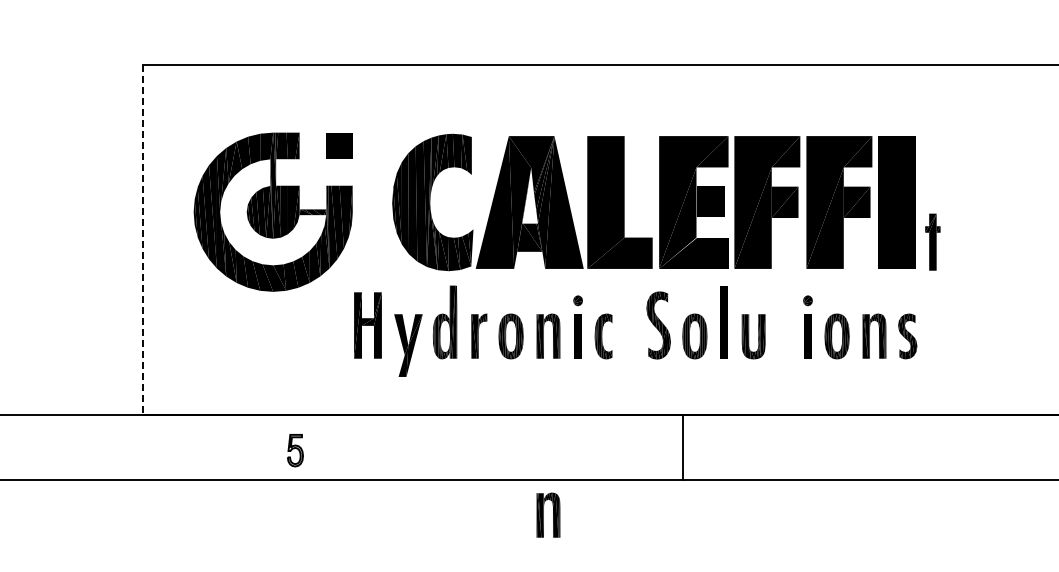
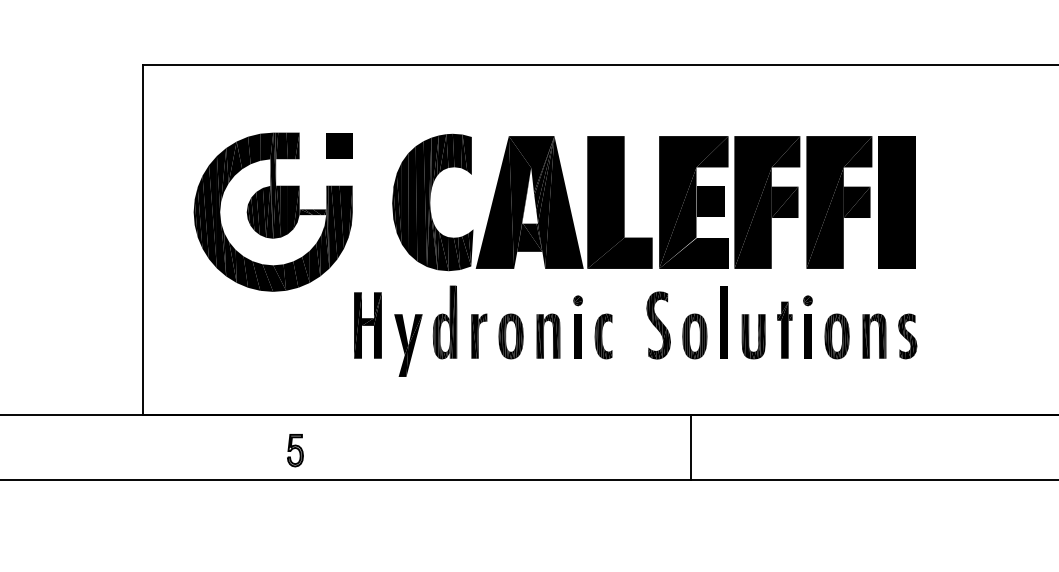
line: dashed -> solid (142, 239)
part position: (932, 241) -> (784, 329) (784, 329)
line position: (683, 446) -> (691, 446) (691, 446)
part: present -> none (548, 514)
